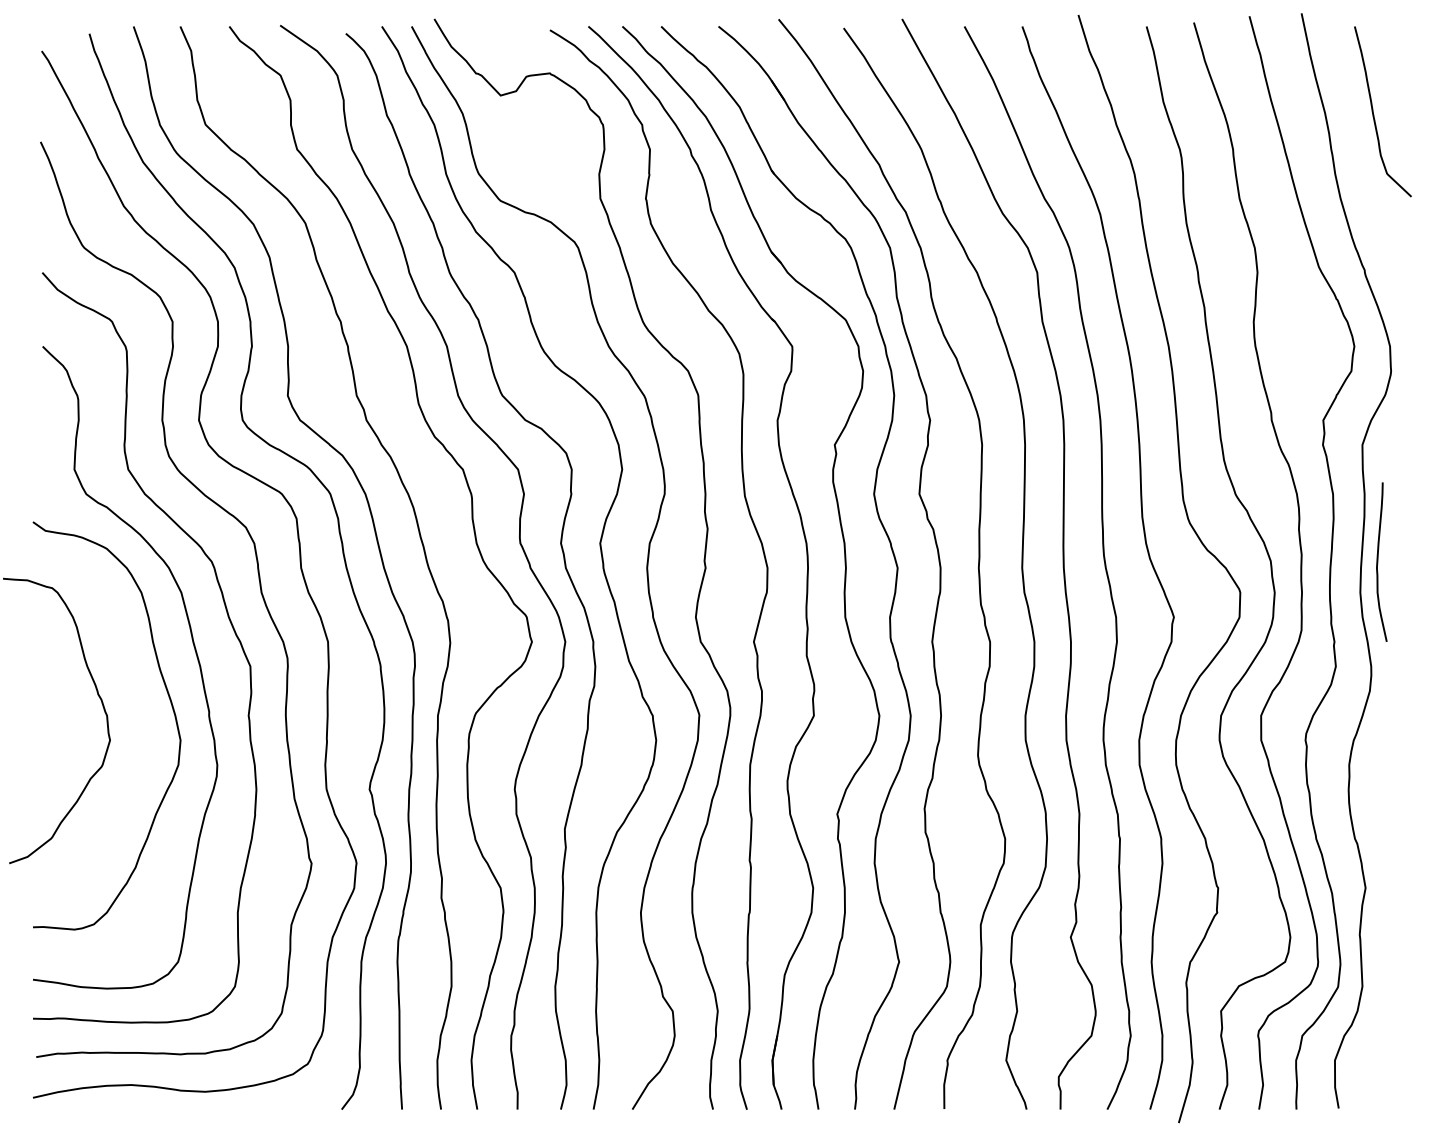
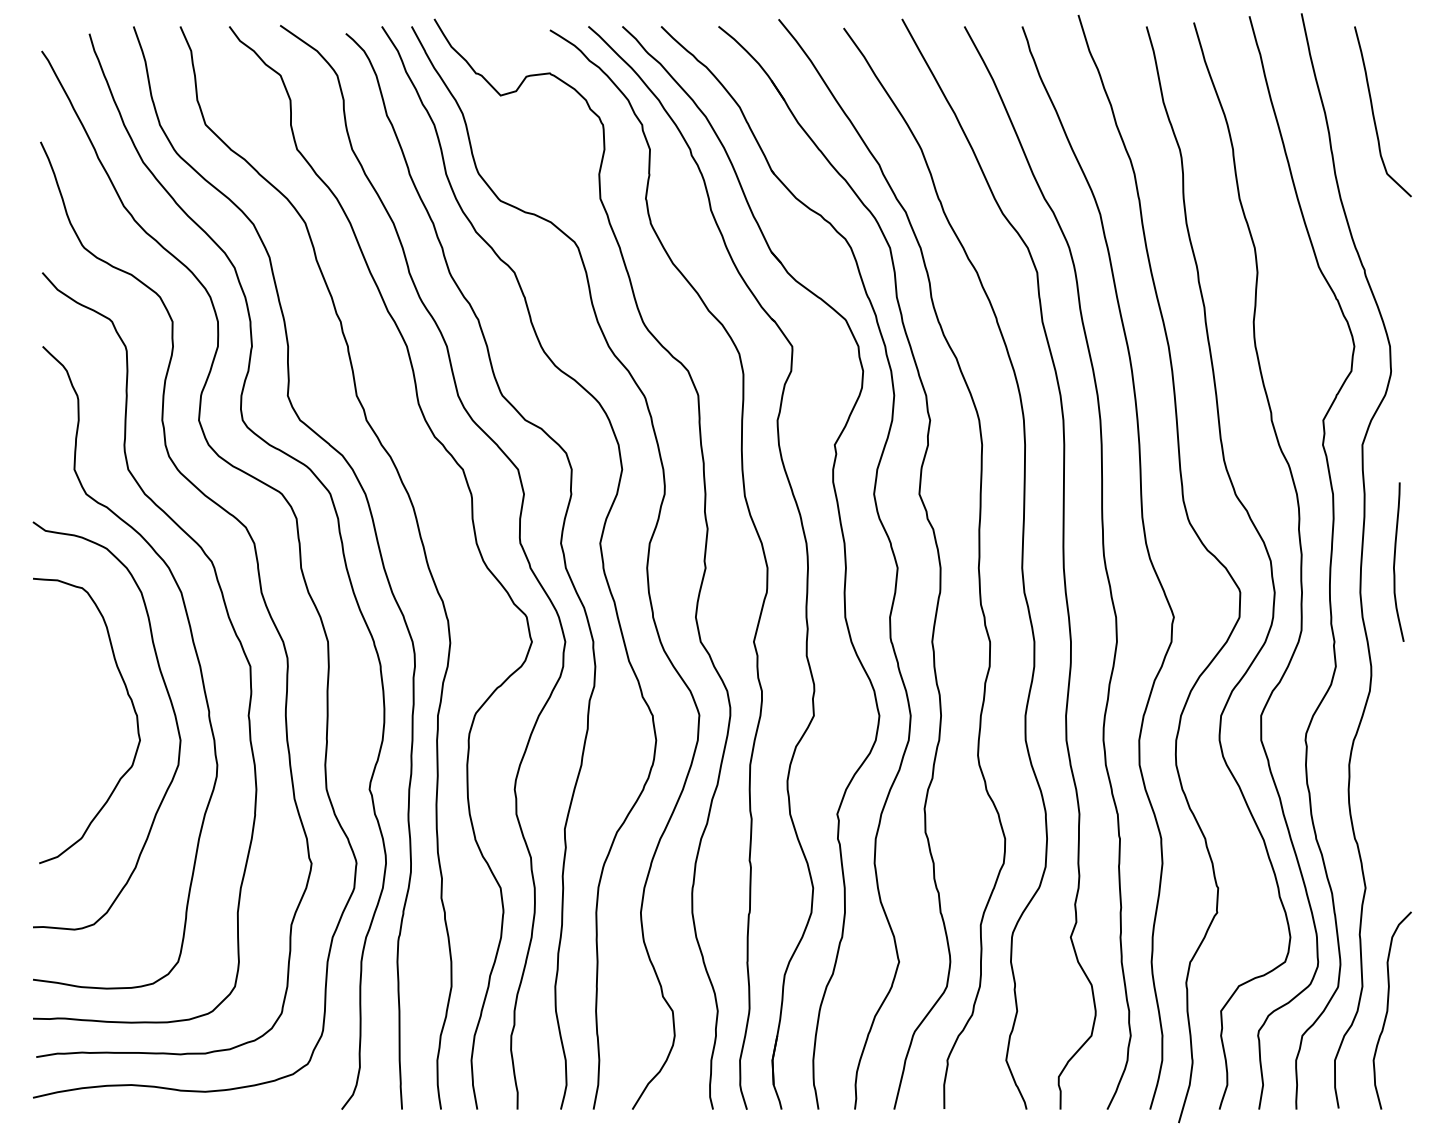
curve position: (1378, 561) -> (1395, 561) (1395, 561)
curve position: (97, 695) -> (127, 695) (127, 695)
curve: none -> present (1388, 1010)
